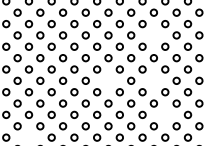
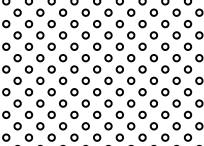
circle: none -> present (153, 35)
circle: none -> present (108, 80)
circle: none -> present (153, 80)
circle: none -> present (165, 114)
circle: none -> present (28, 137)
